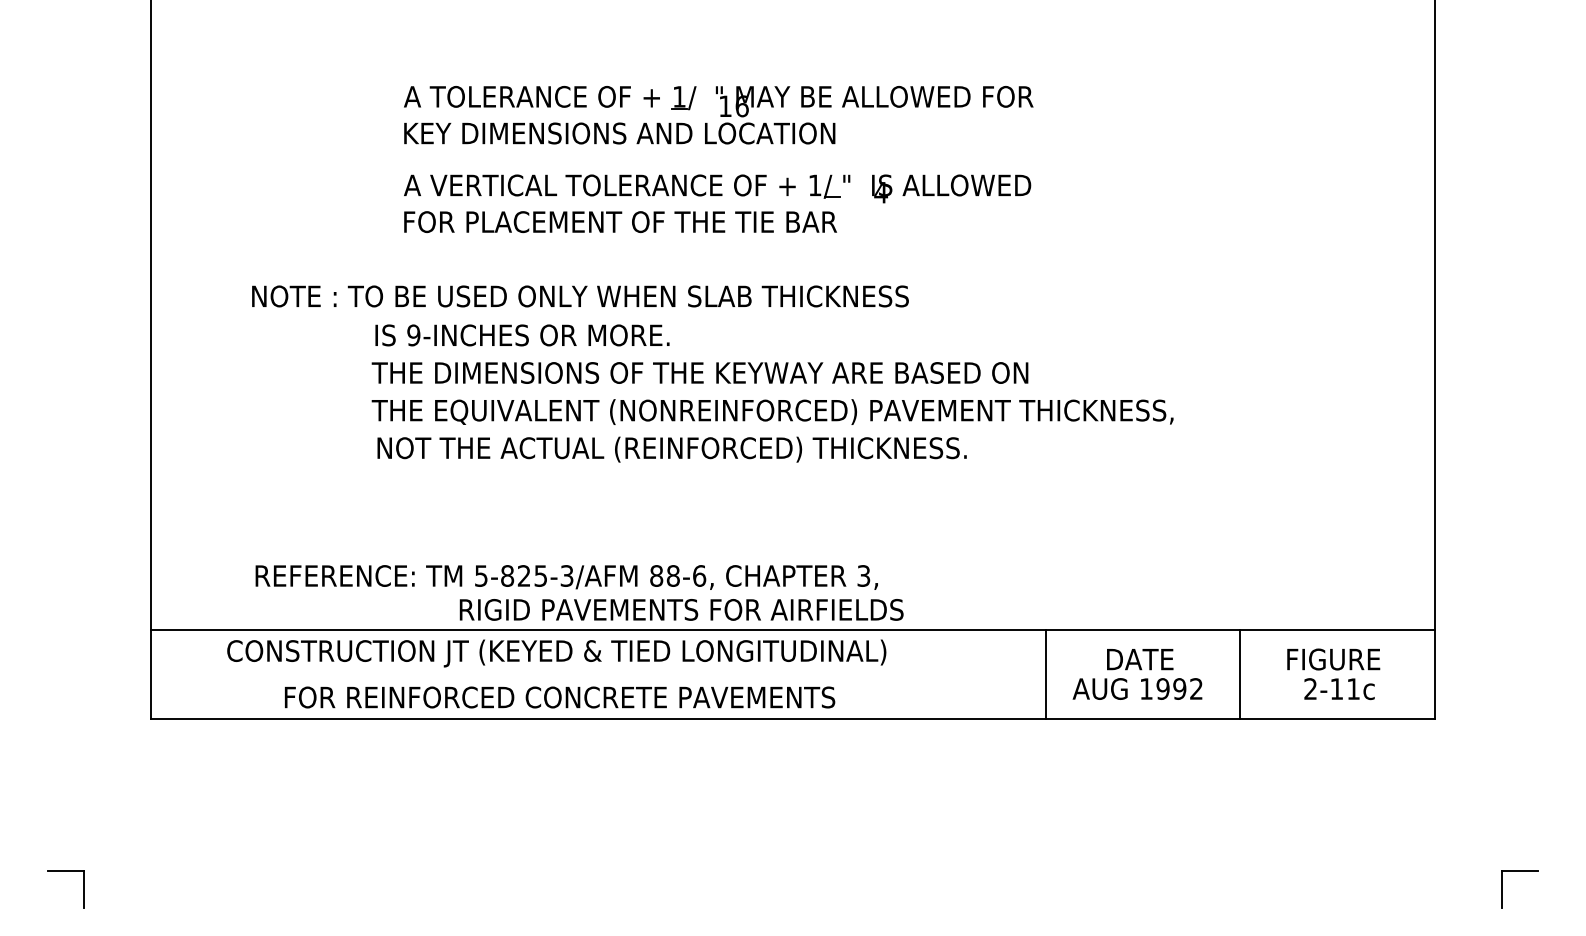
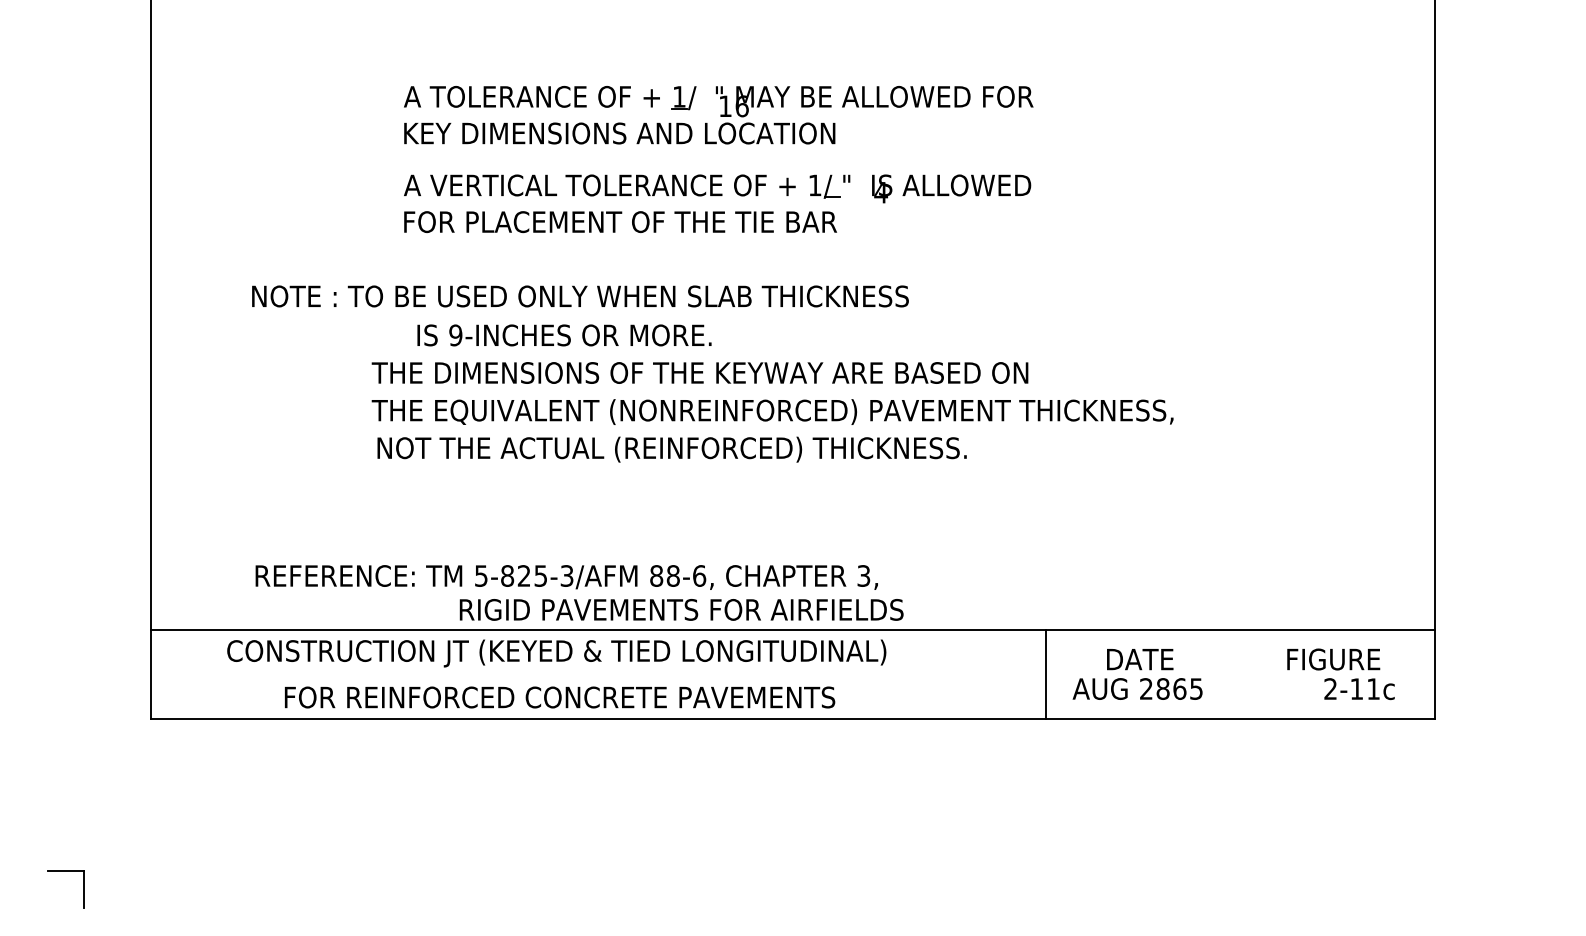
text position: (522, 335) -> (564, 335) (564, 335)
line: present -> none (1240, 674)
text: 1992 -> 2865 (1171, 688)
text position: (1339, 689) -> (1359, 689) (1359, 689)
part: present -> none (1502, 889)
